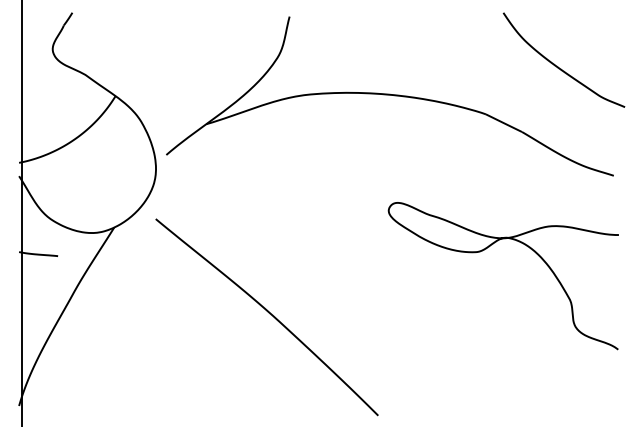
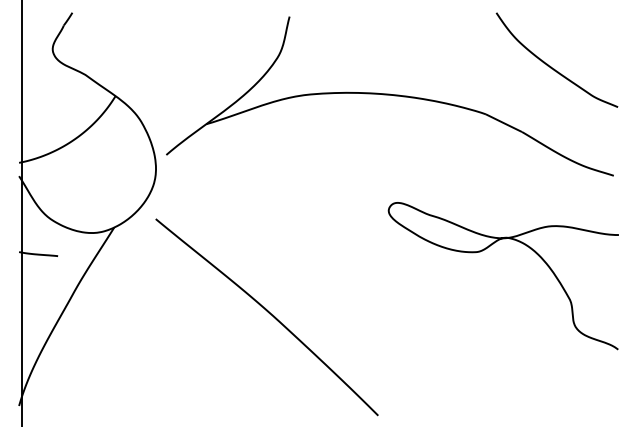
curve position: (558, 66) -> (551, 66) (551, 66)
